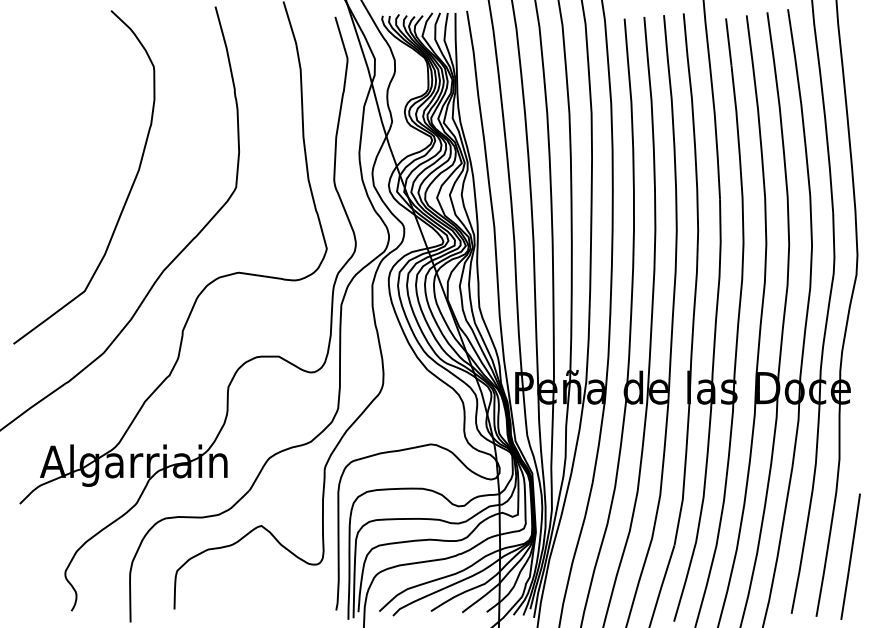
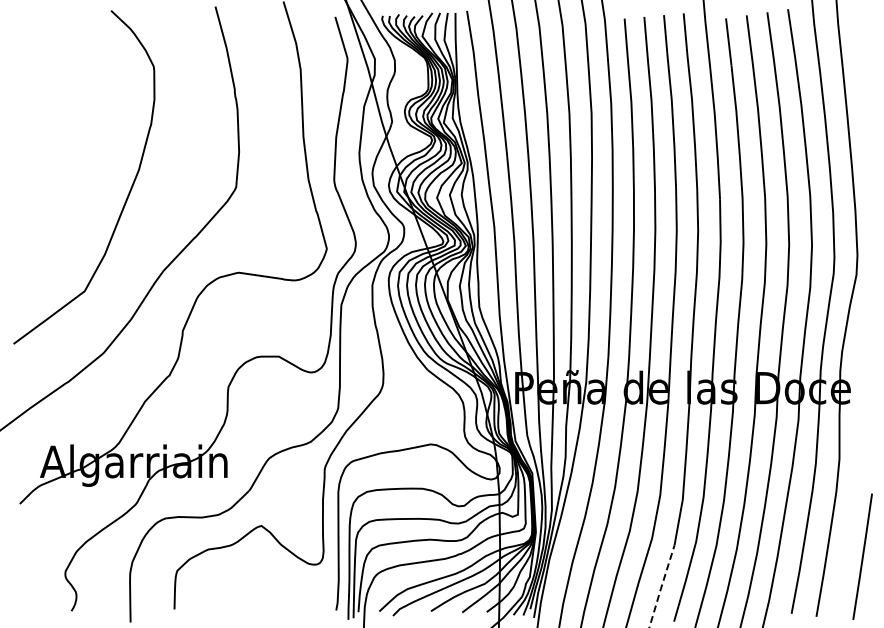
line position: (850, 556) -> (862, 556) (862, 556)
line: solid -> dashed (661, 586)
